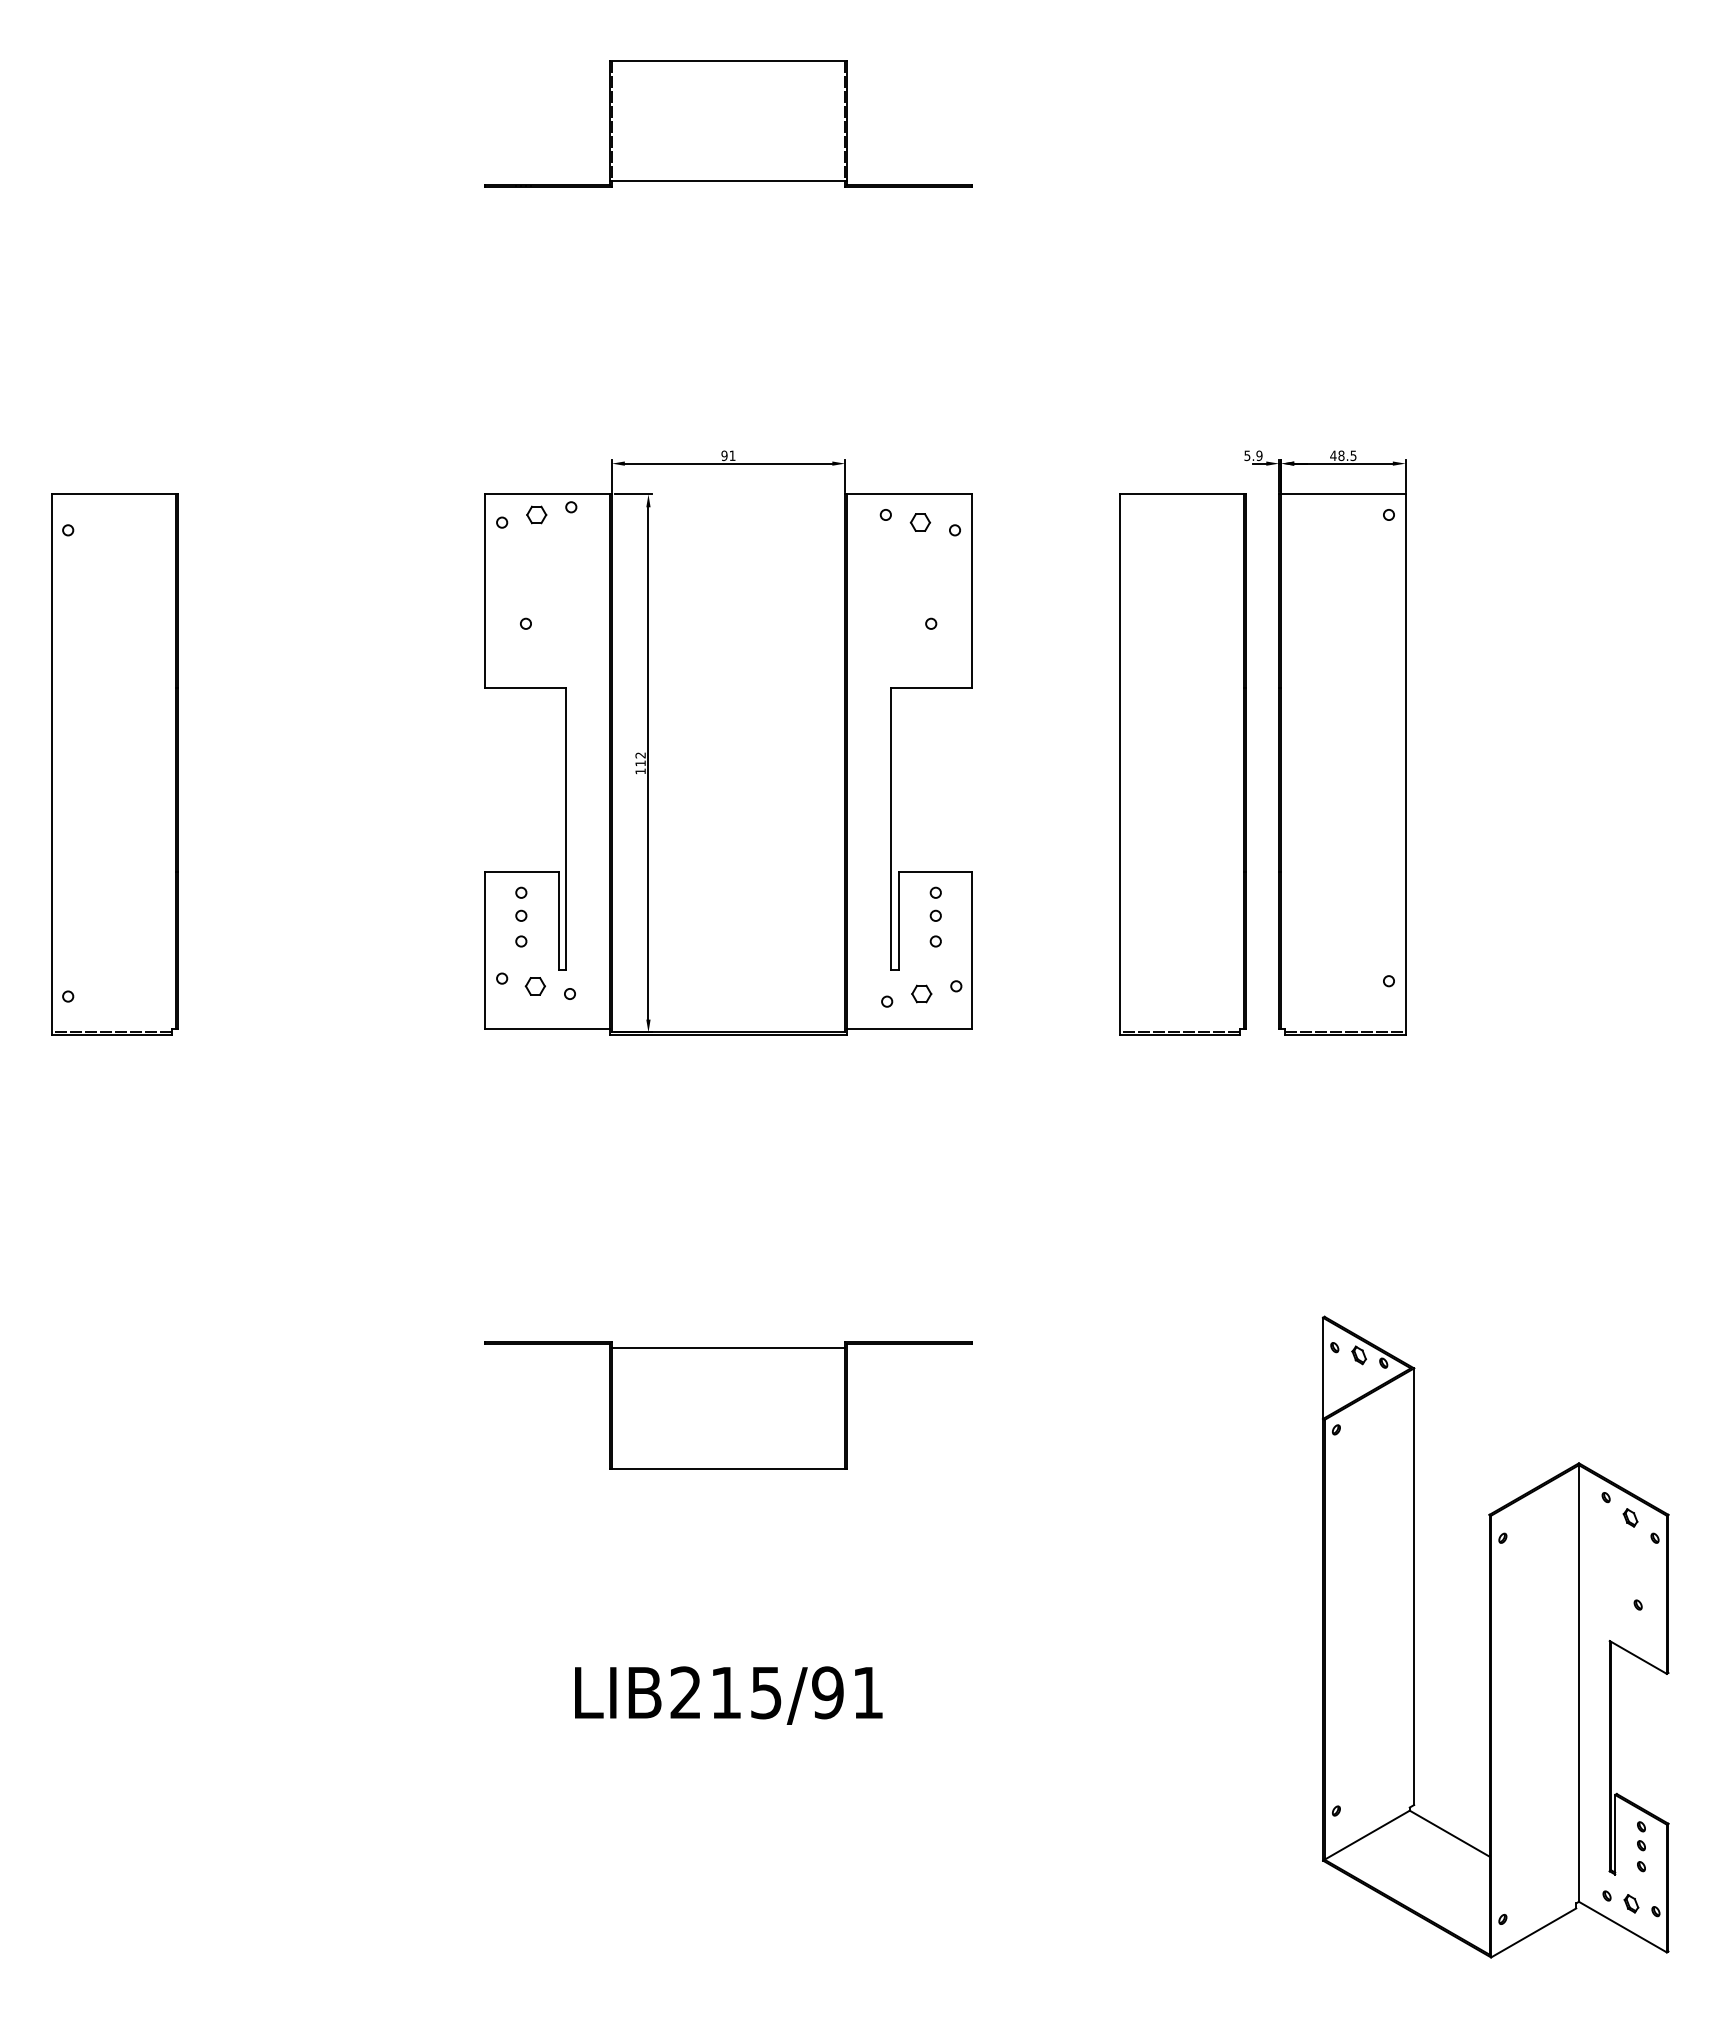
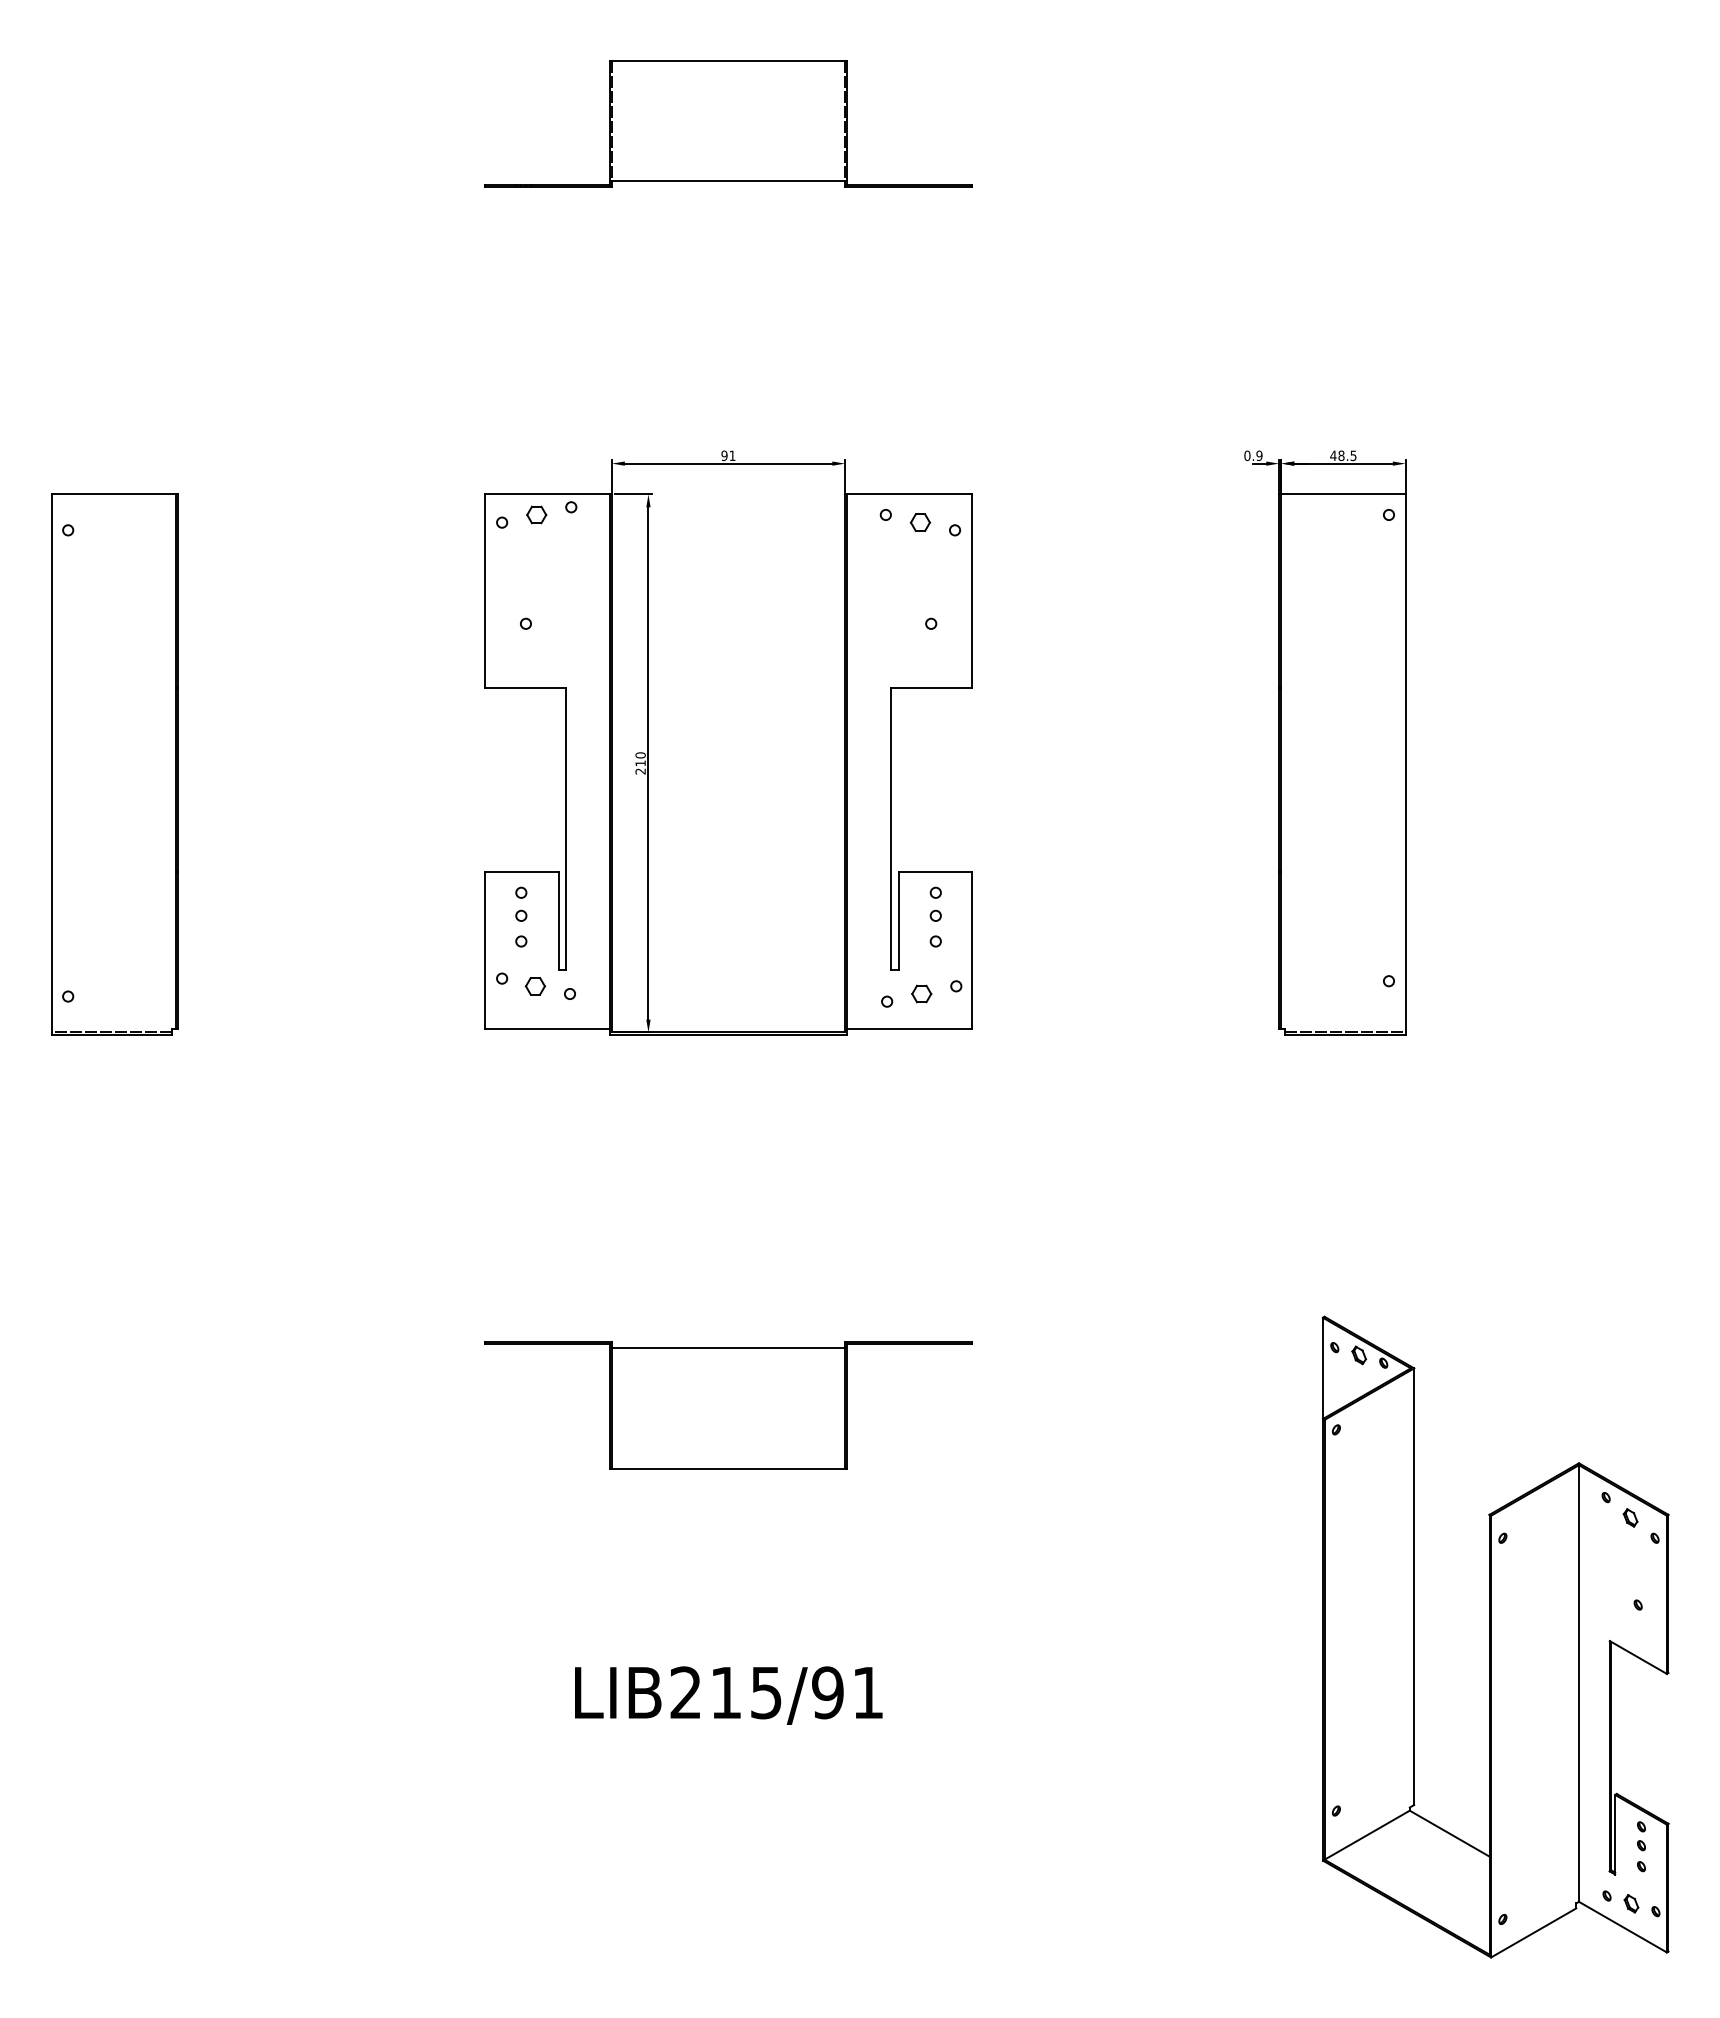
text: 5.9 -> 0.9 (1247, 455)
text: 112 -> 210 (640, 763)
part: present -> none (1182, 764)
